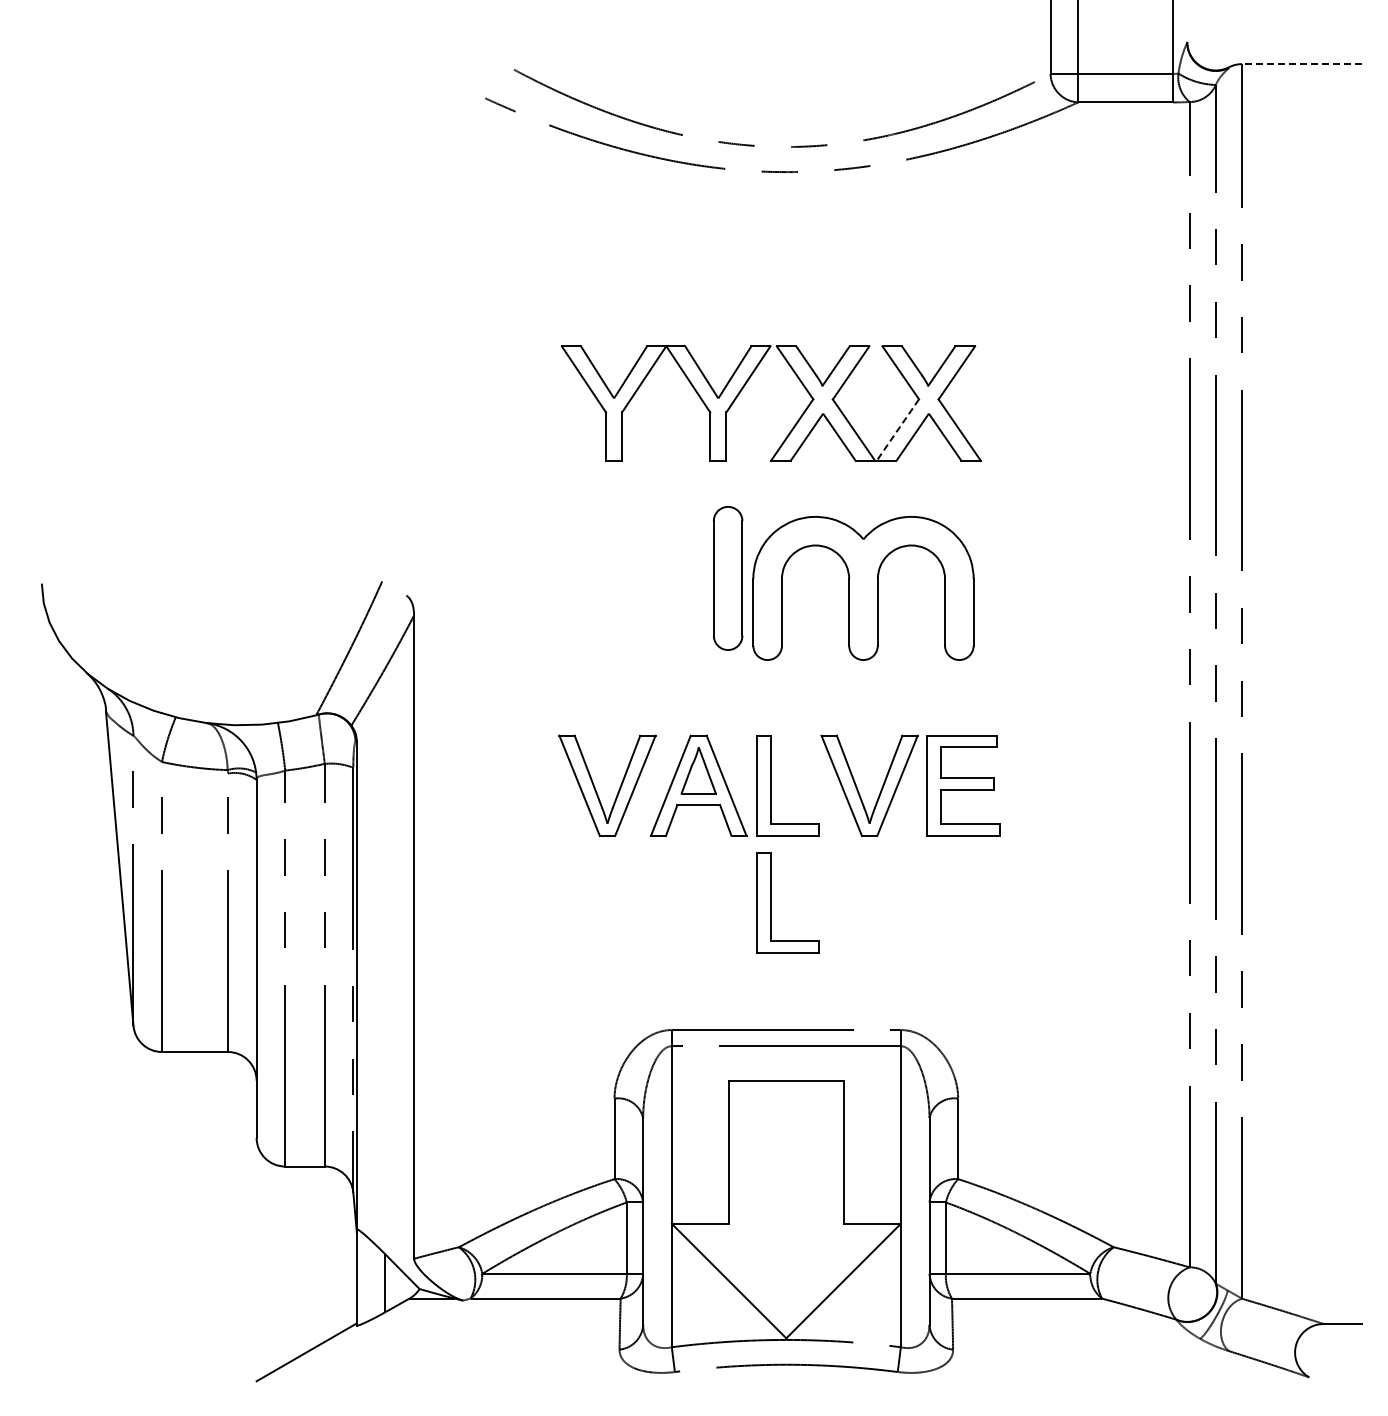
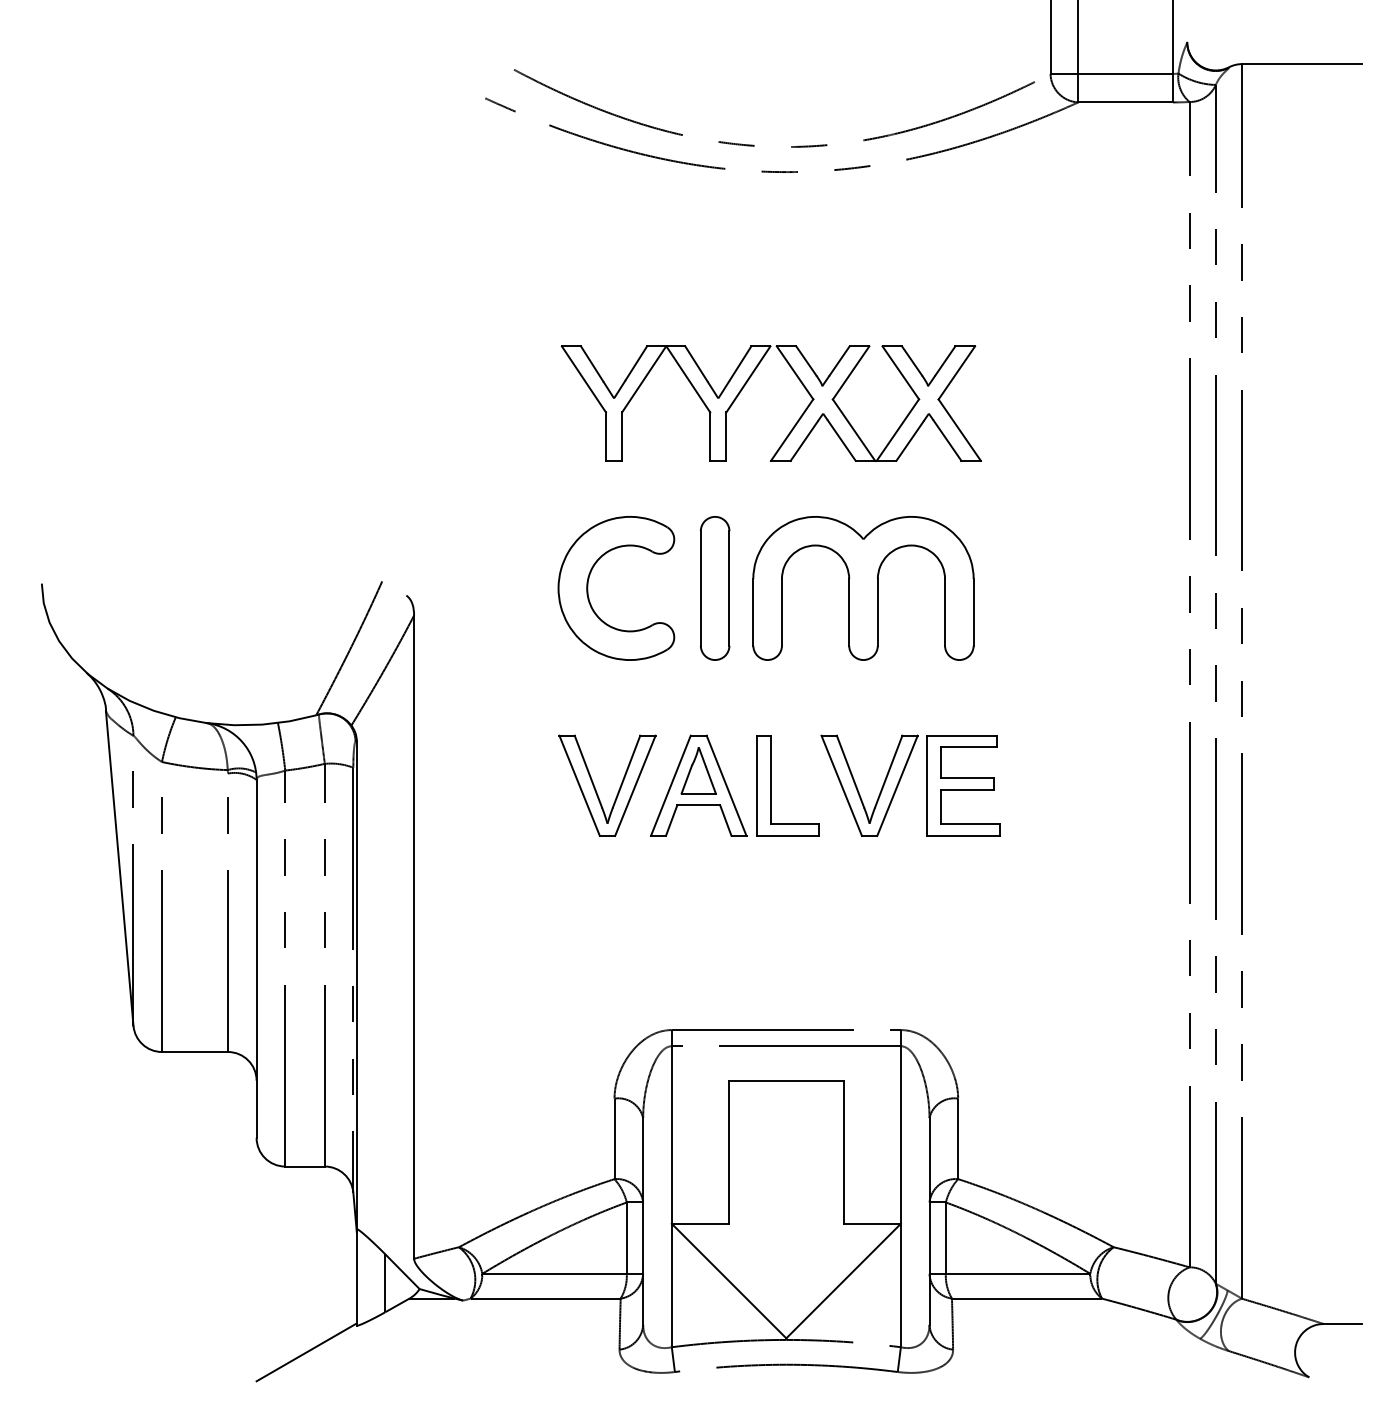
line: dashed -> solid (1301, 64)
line: dashed -> solid (897, 430)
part position: (728, 578) -> (715, 588) (715, 588)
part: none -> present (588, 588)
part: present -> none (771, 902)
